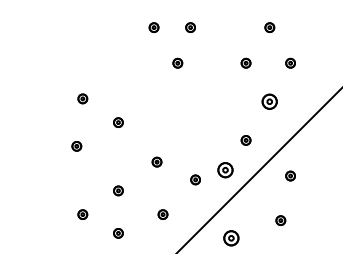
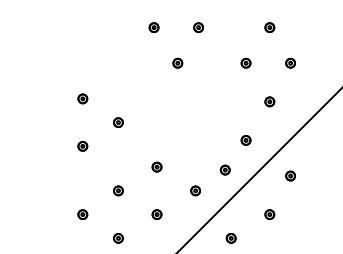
part position: (190, 27) -> (198, 27) (198, 27)
part size: 17x17 px -> 12x12 px (269, 101)
part position: (76, 146) -> (82, 146) (82, 146)
part position: (156, 161) -> (156, 166) (156, 166)
part size: 17x17 px -> 12x12 px (224, 169)
part position: (195, 179) -> (195, 190) (195, 190)
part position: (162, 214) -> (156, 214) (156, 214)
part position: (280, 220) -> (269, 214) (269, 214)
part position: (118, 233) -> (118, 238) (118, 238)
part size: 17x17 px -> 12x11 px (230, 238)
